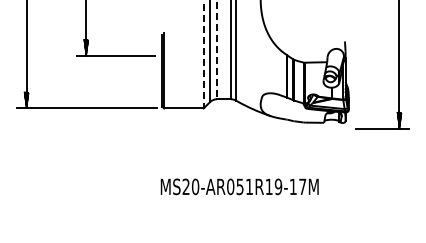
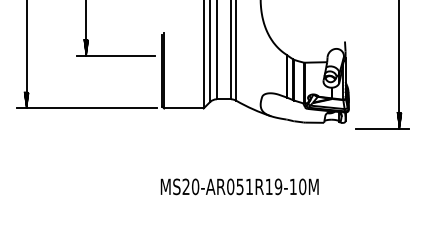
line: dashed -> solid (216, 50)
line: dashed -> solid (203, 54)
text: MS20-AR051R19-17M -> MS20-AR051R19-10M (302, 186)
